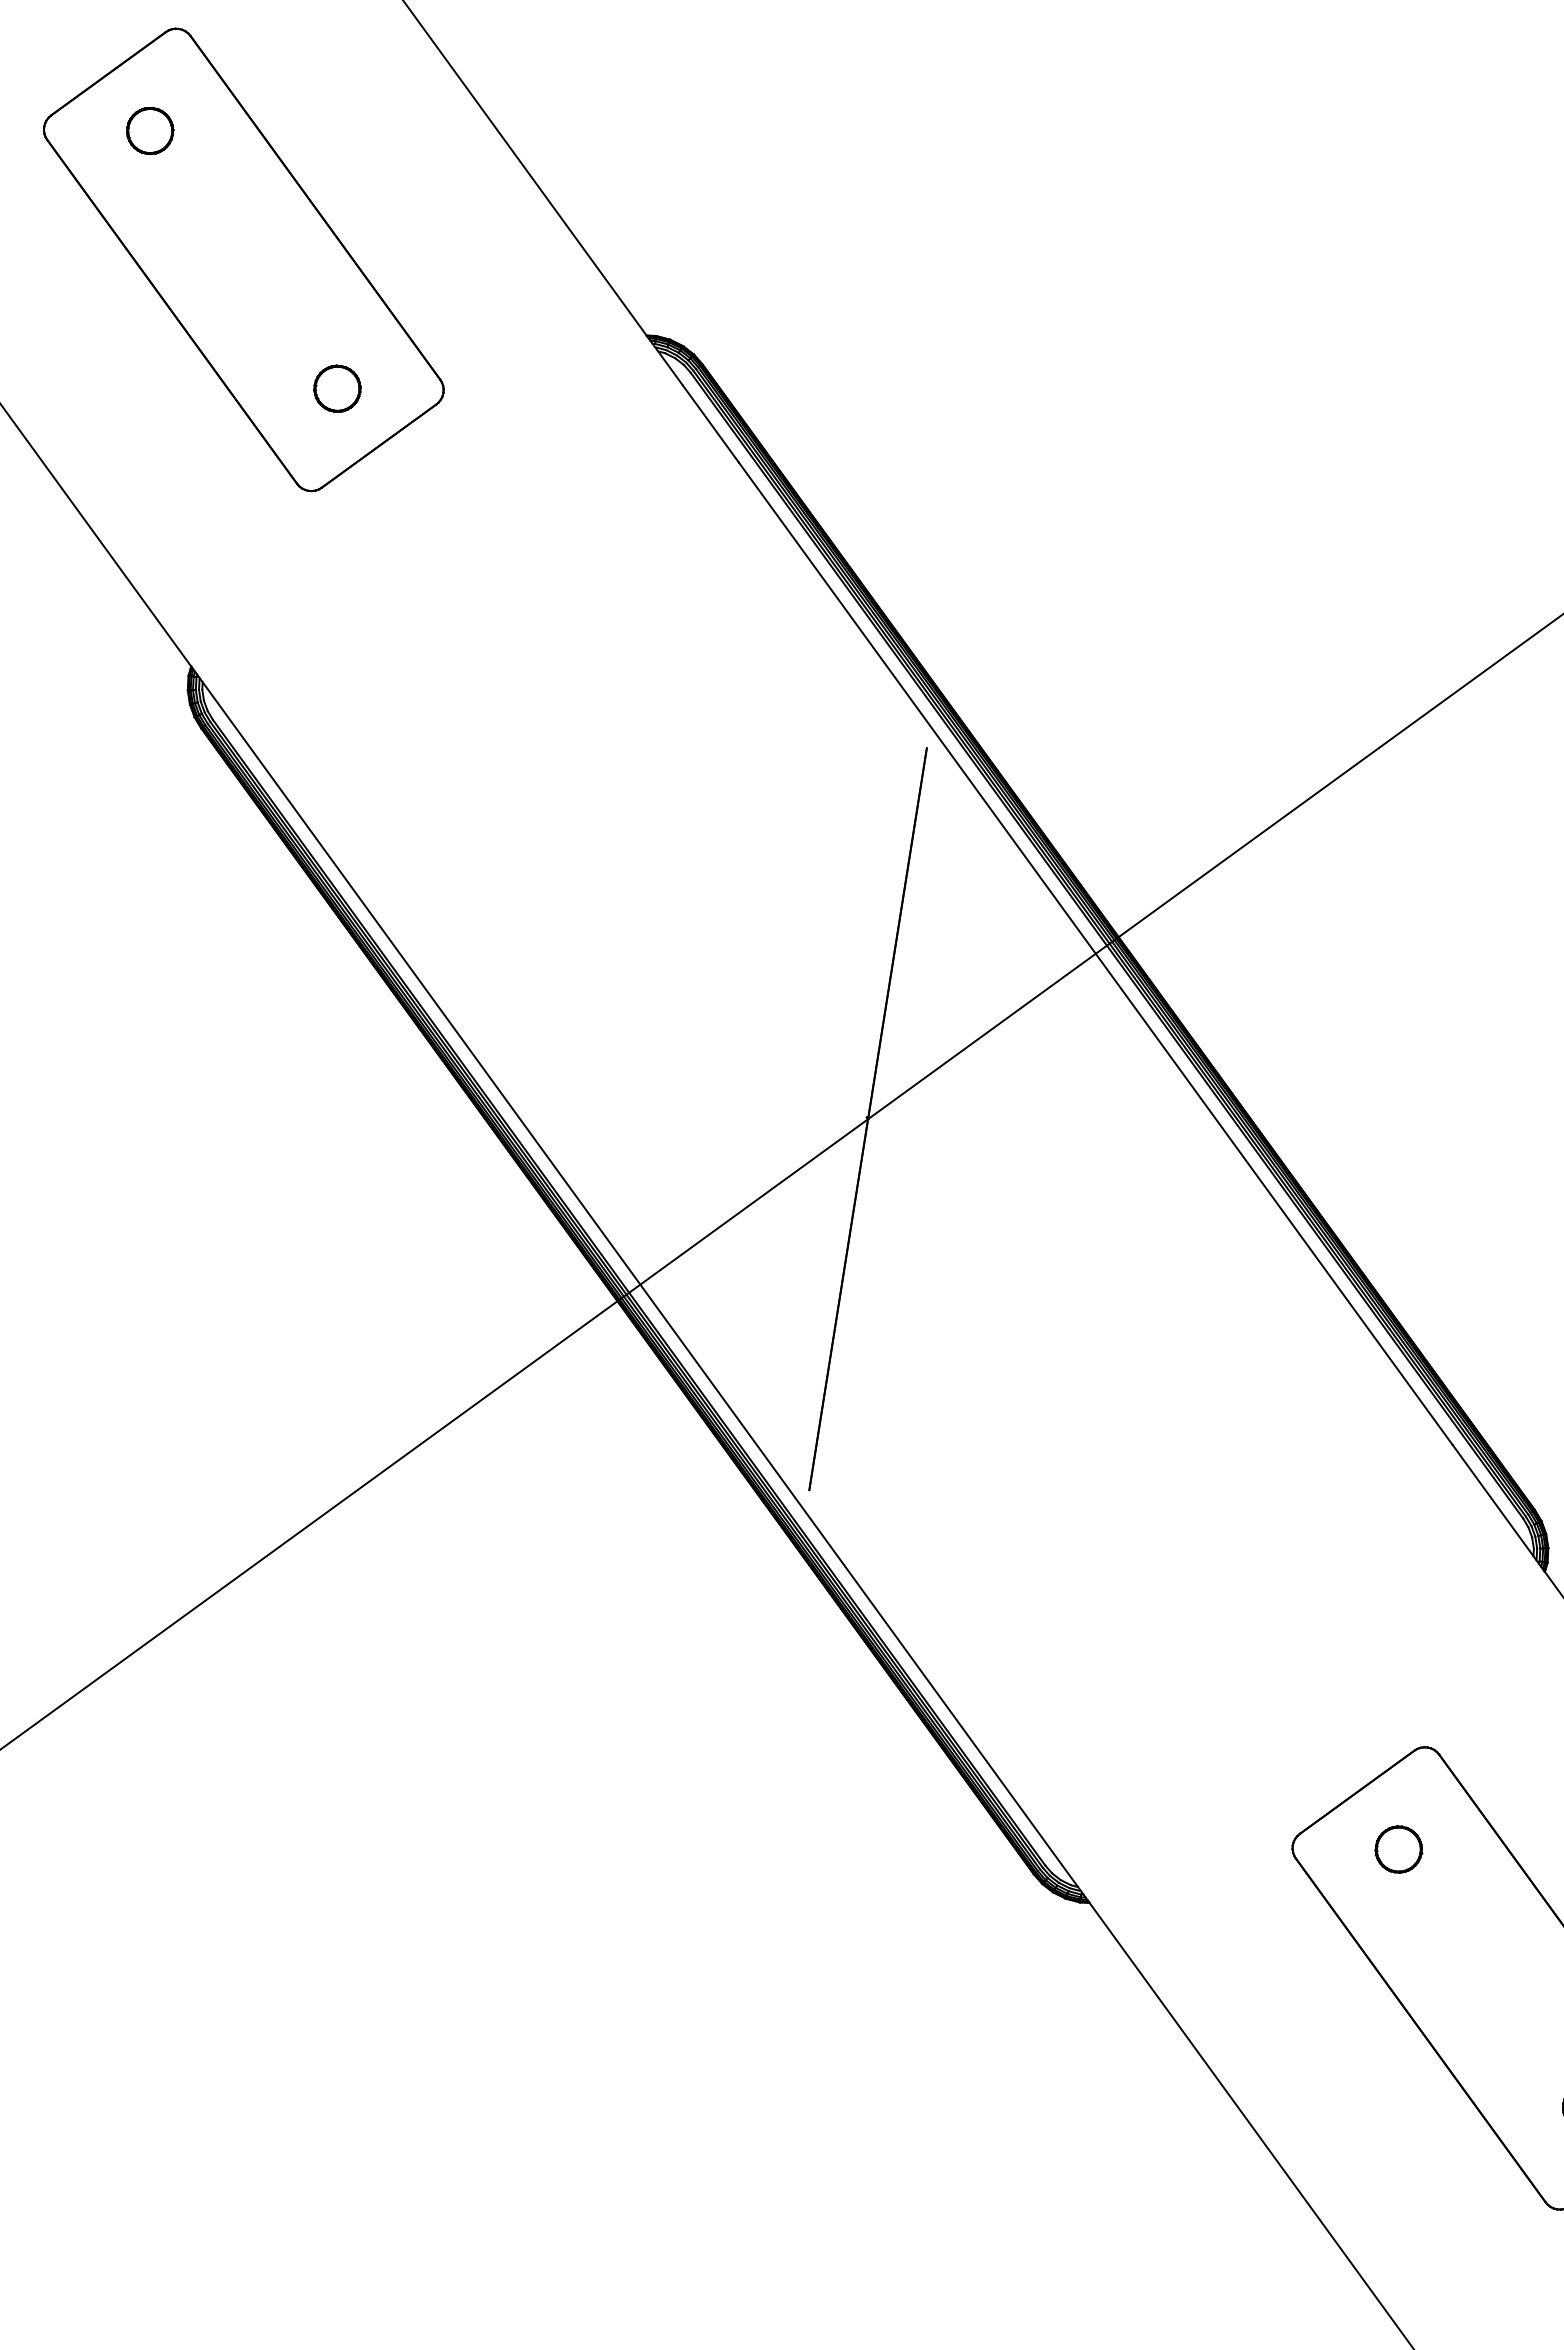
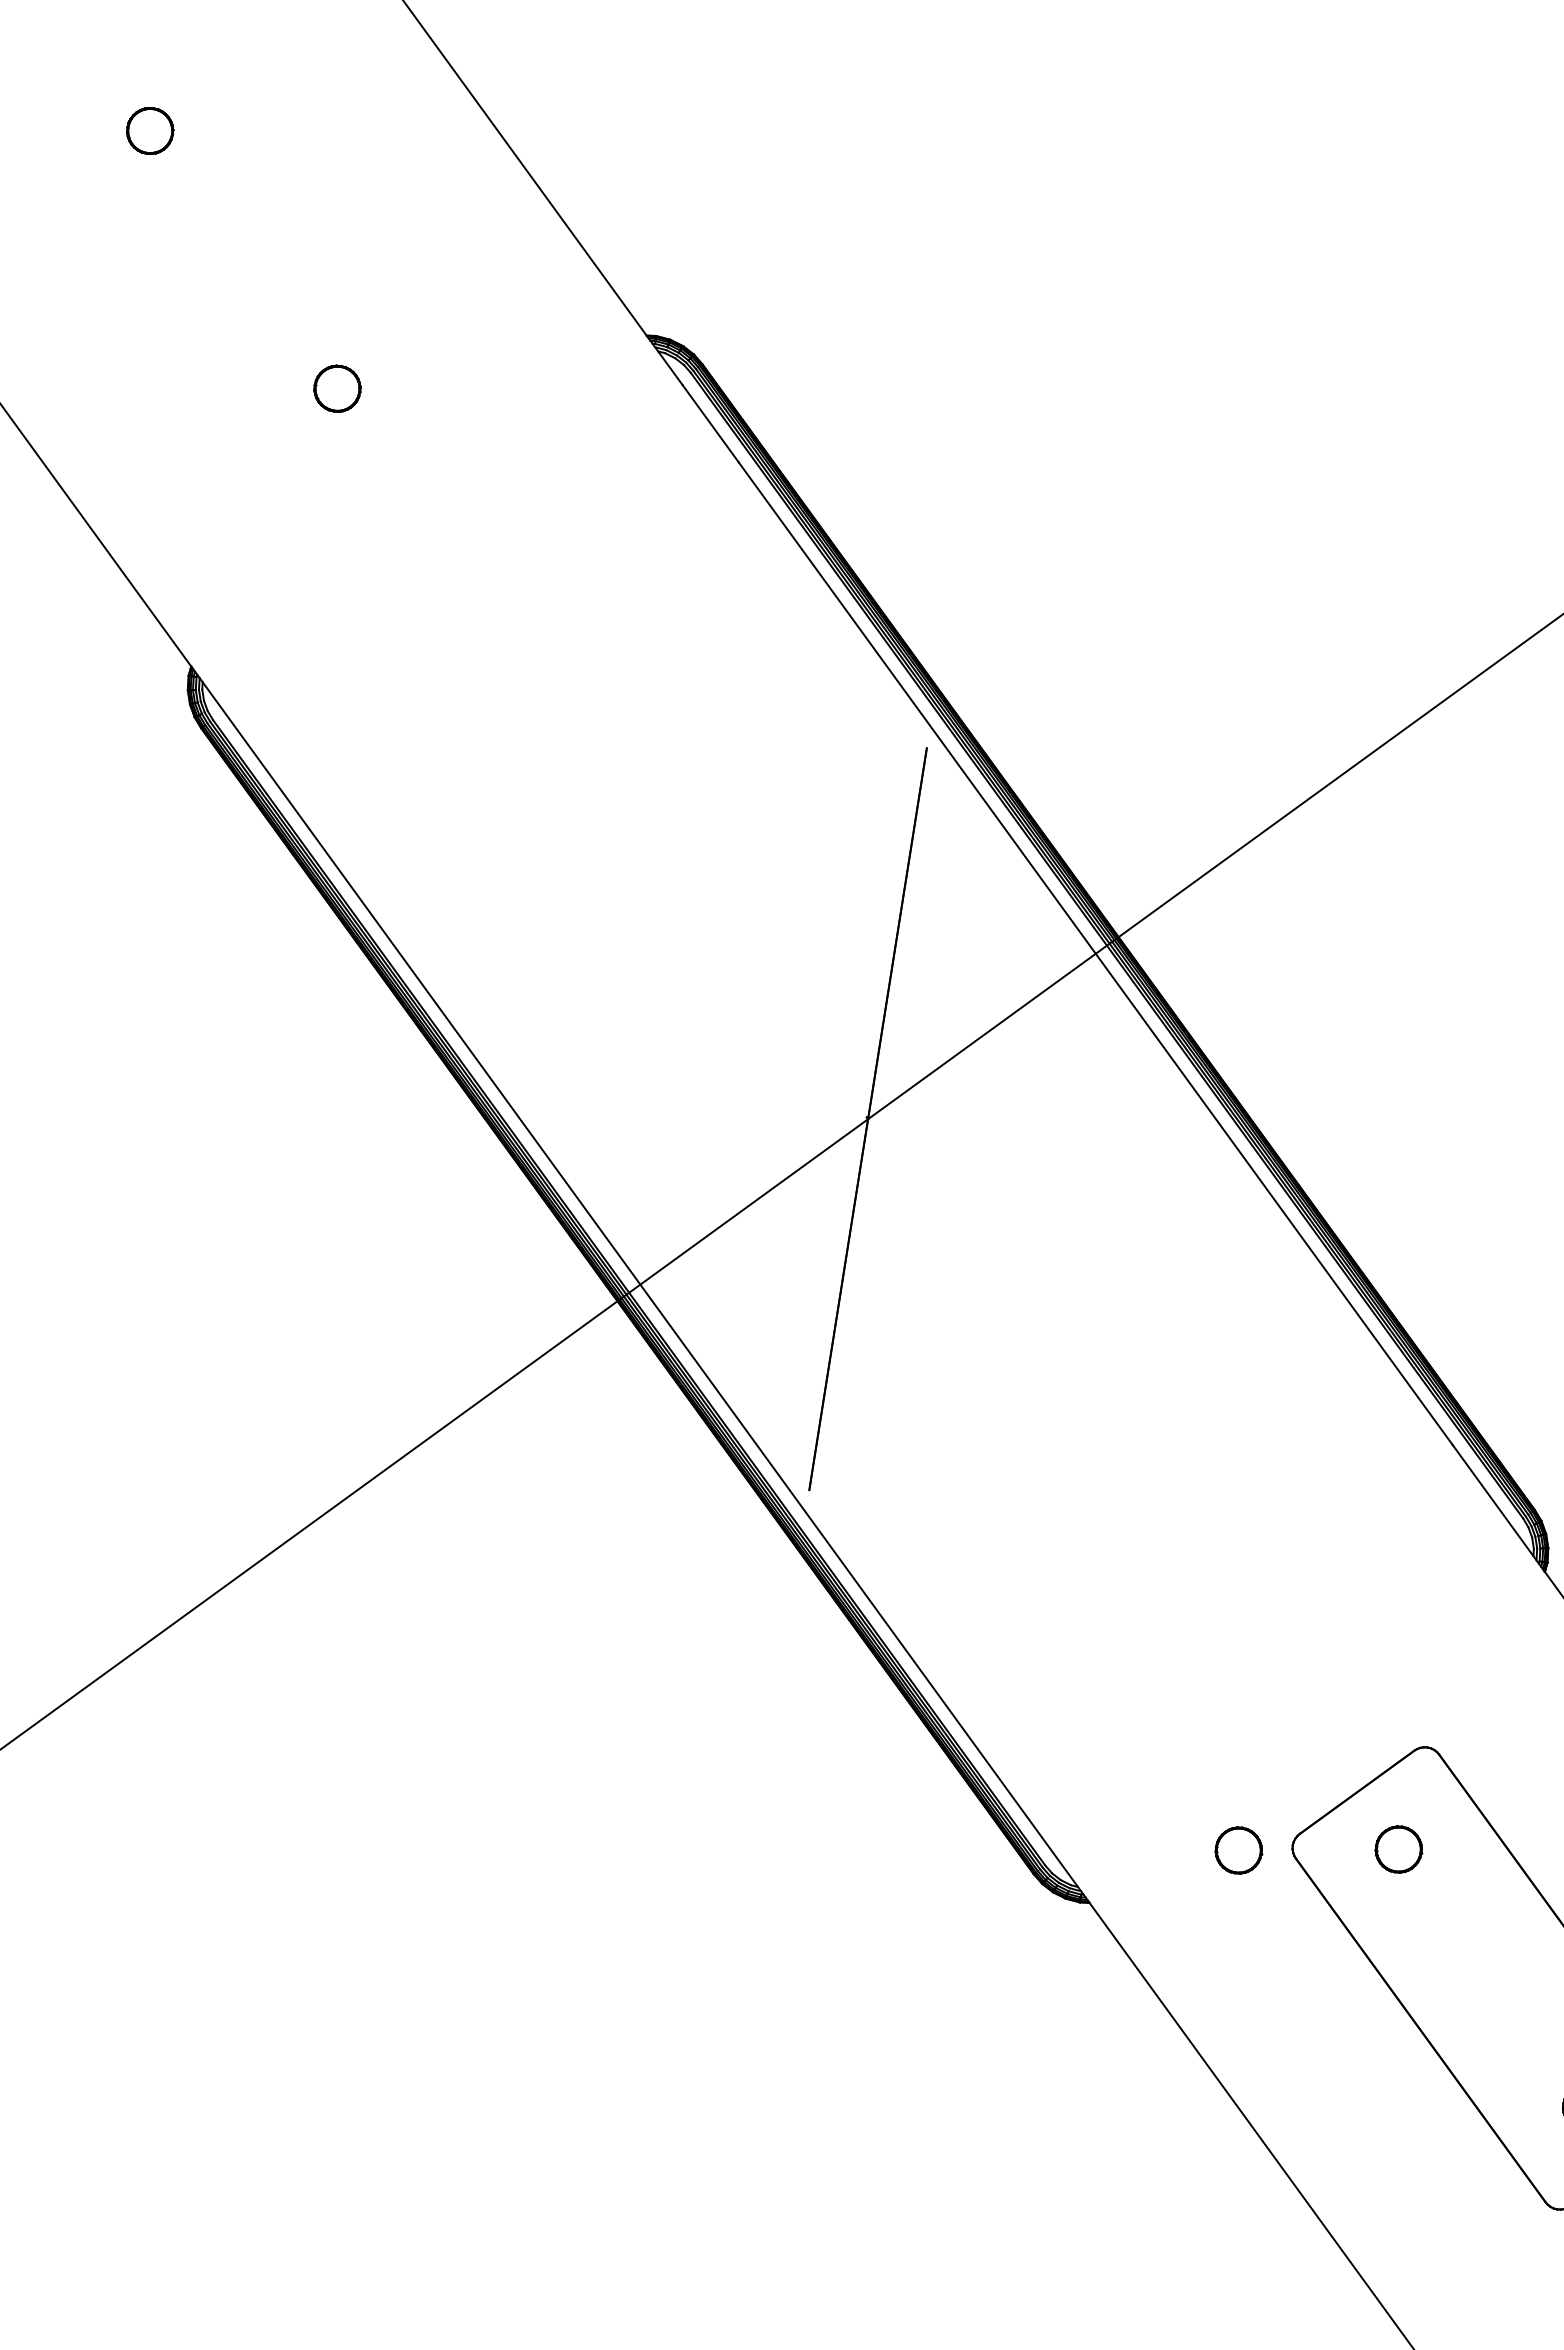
part: present -> none (243, 259)
part: none -> present (1238, 1850)
